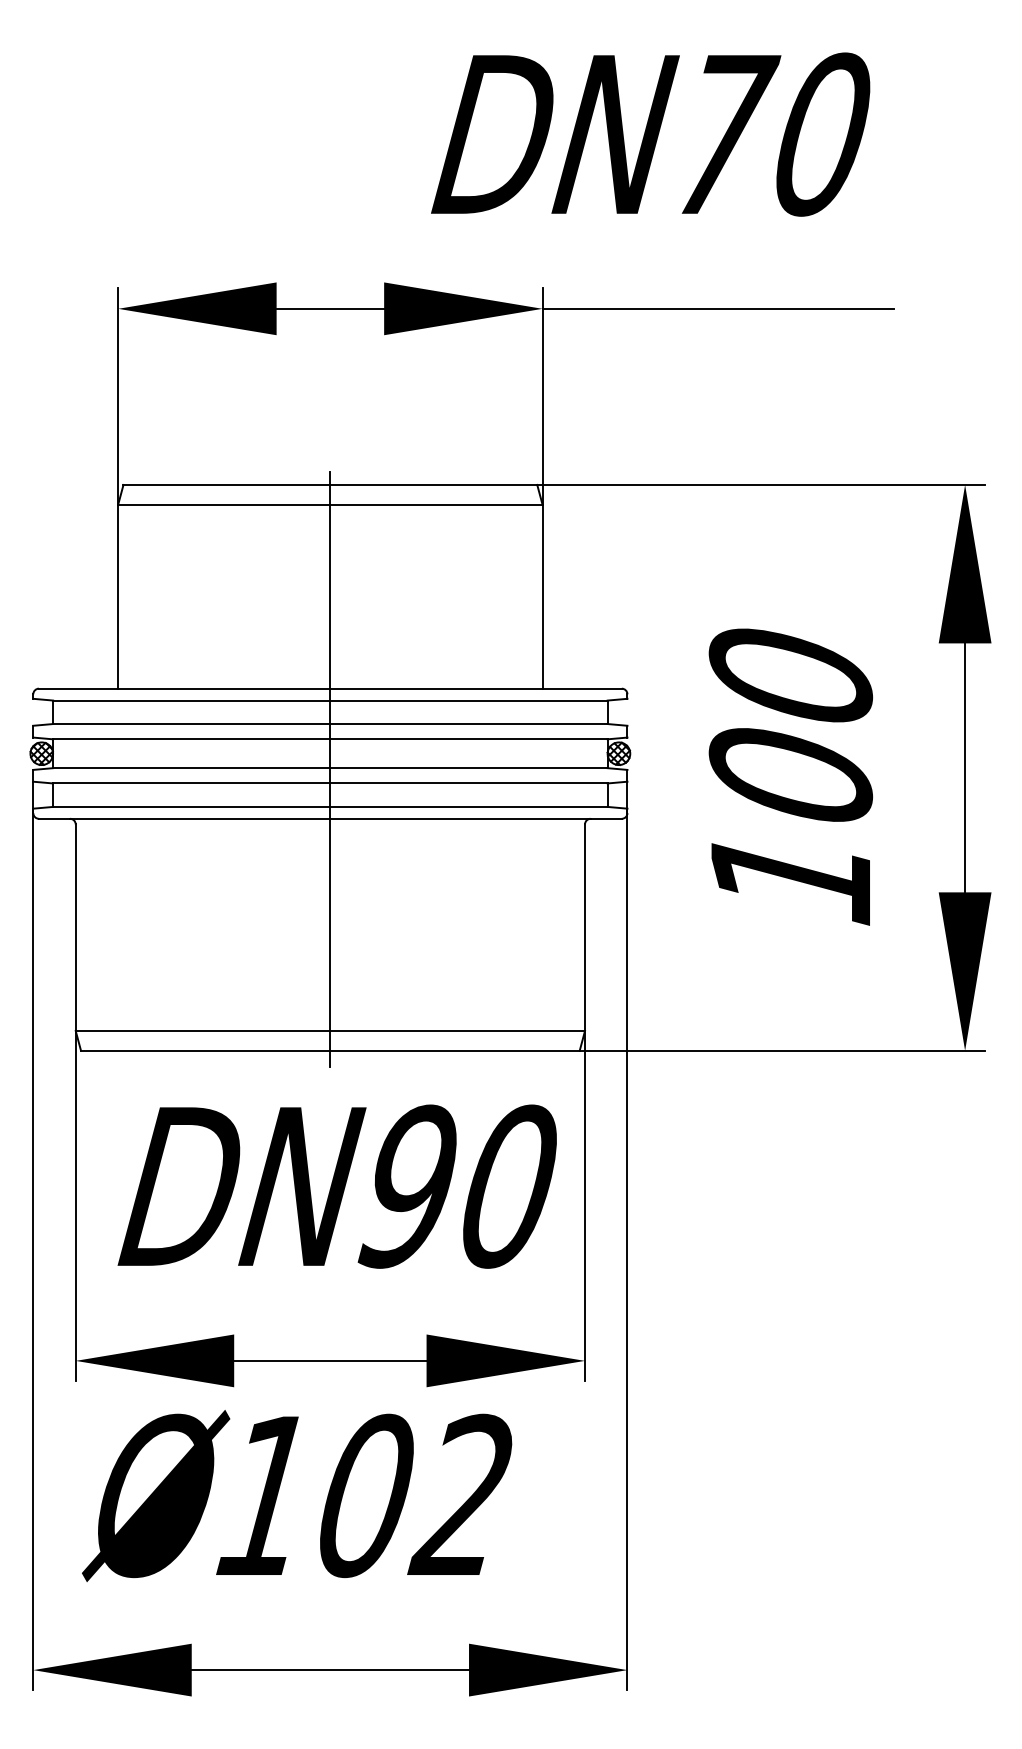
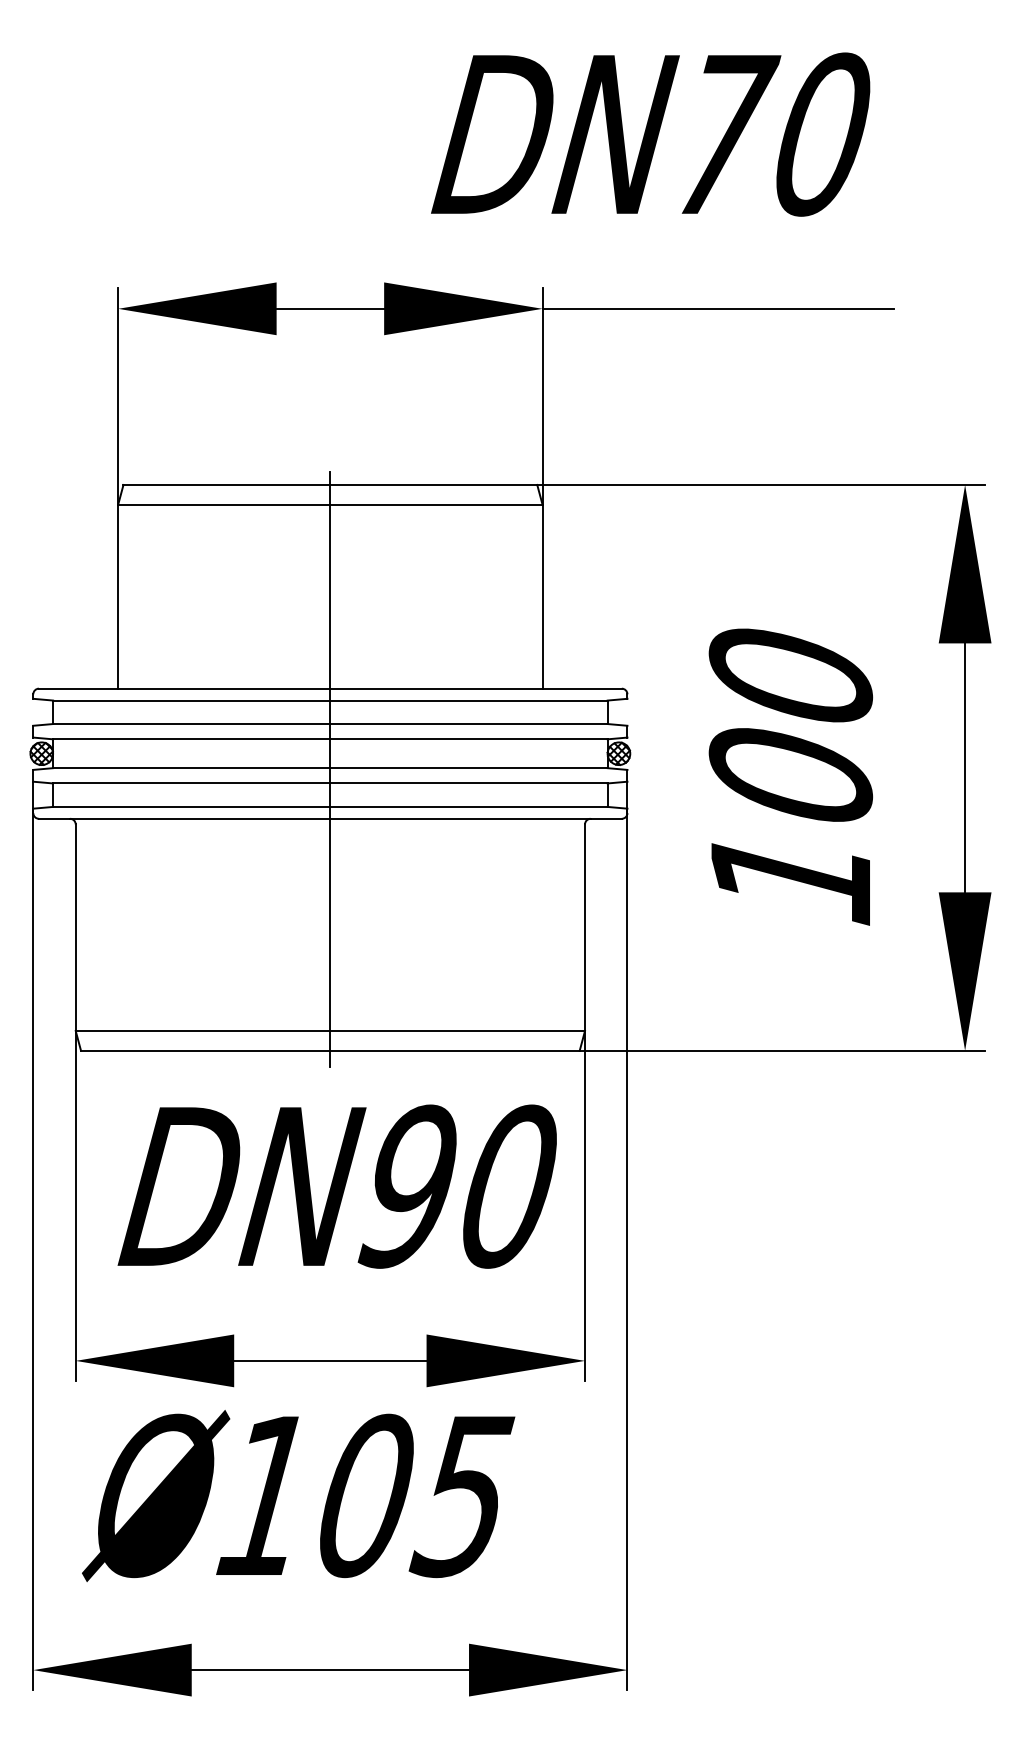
text: 102 -> 105 (461, 1495)
